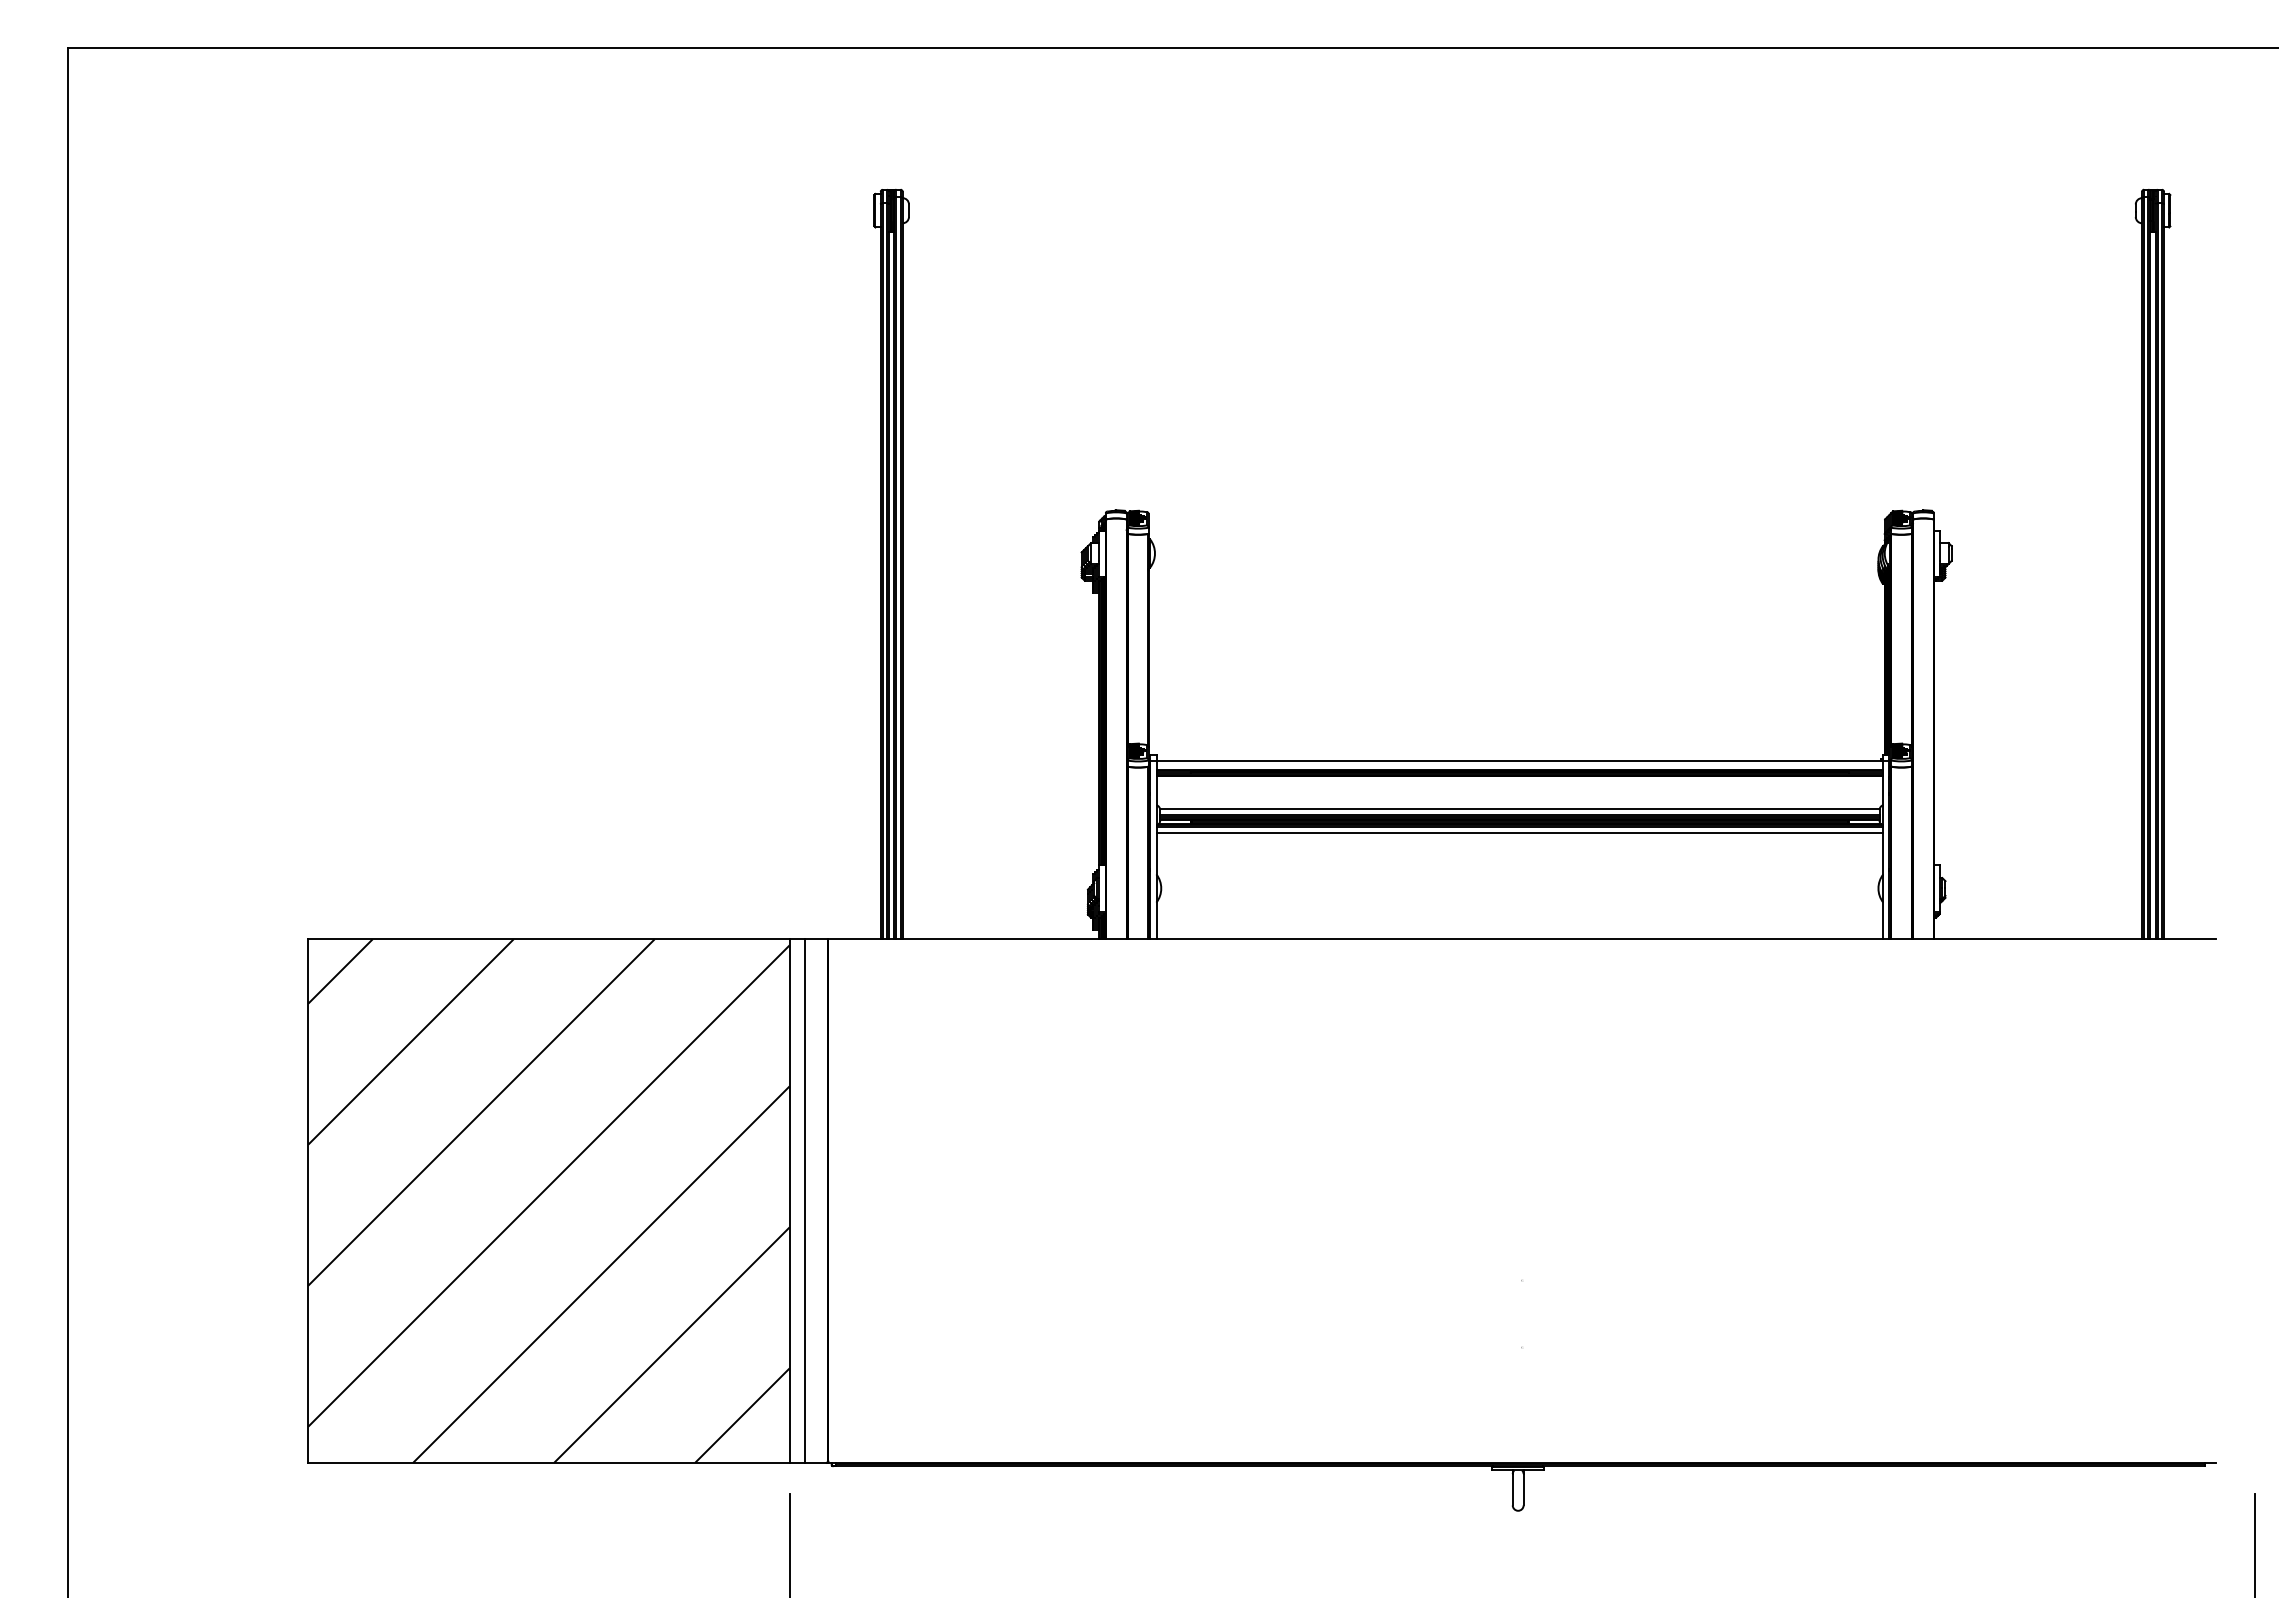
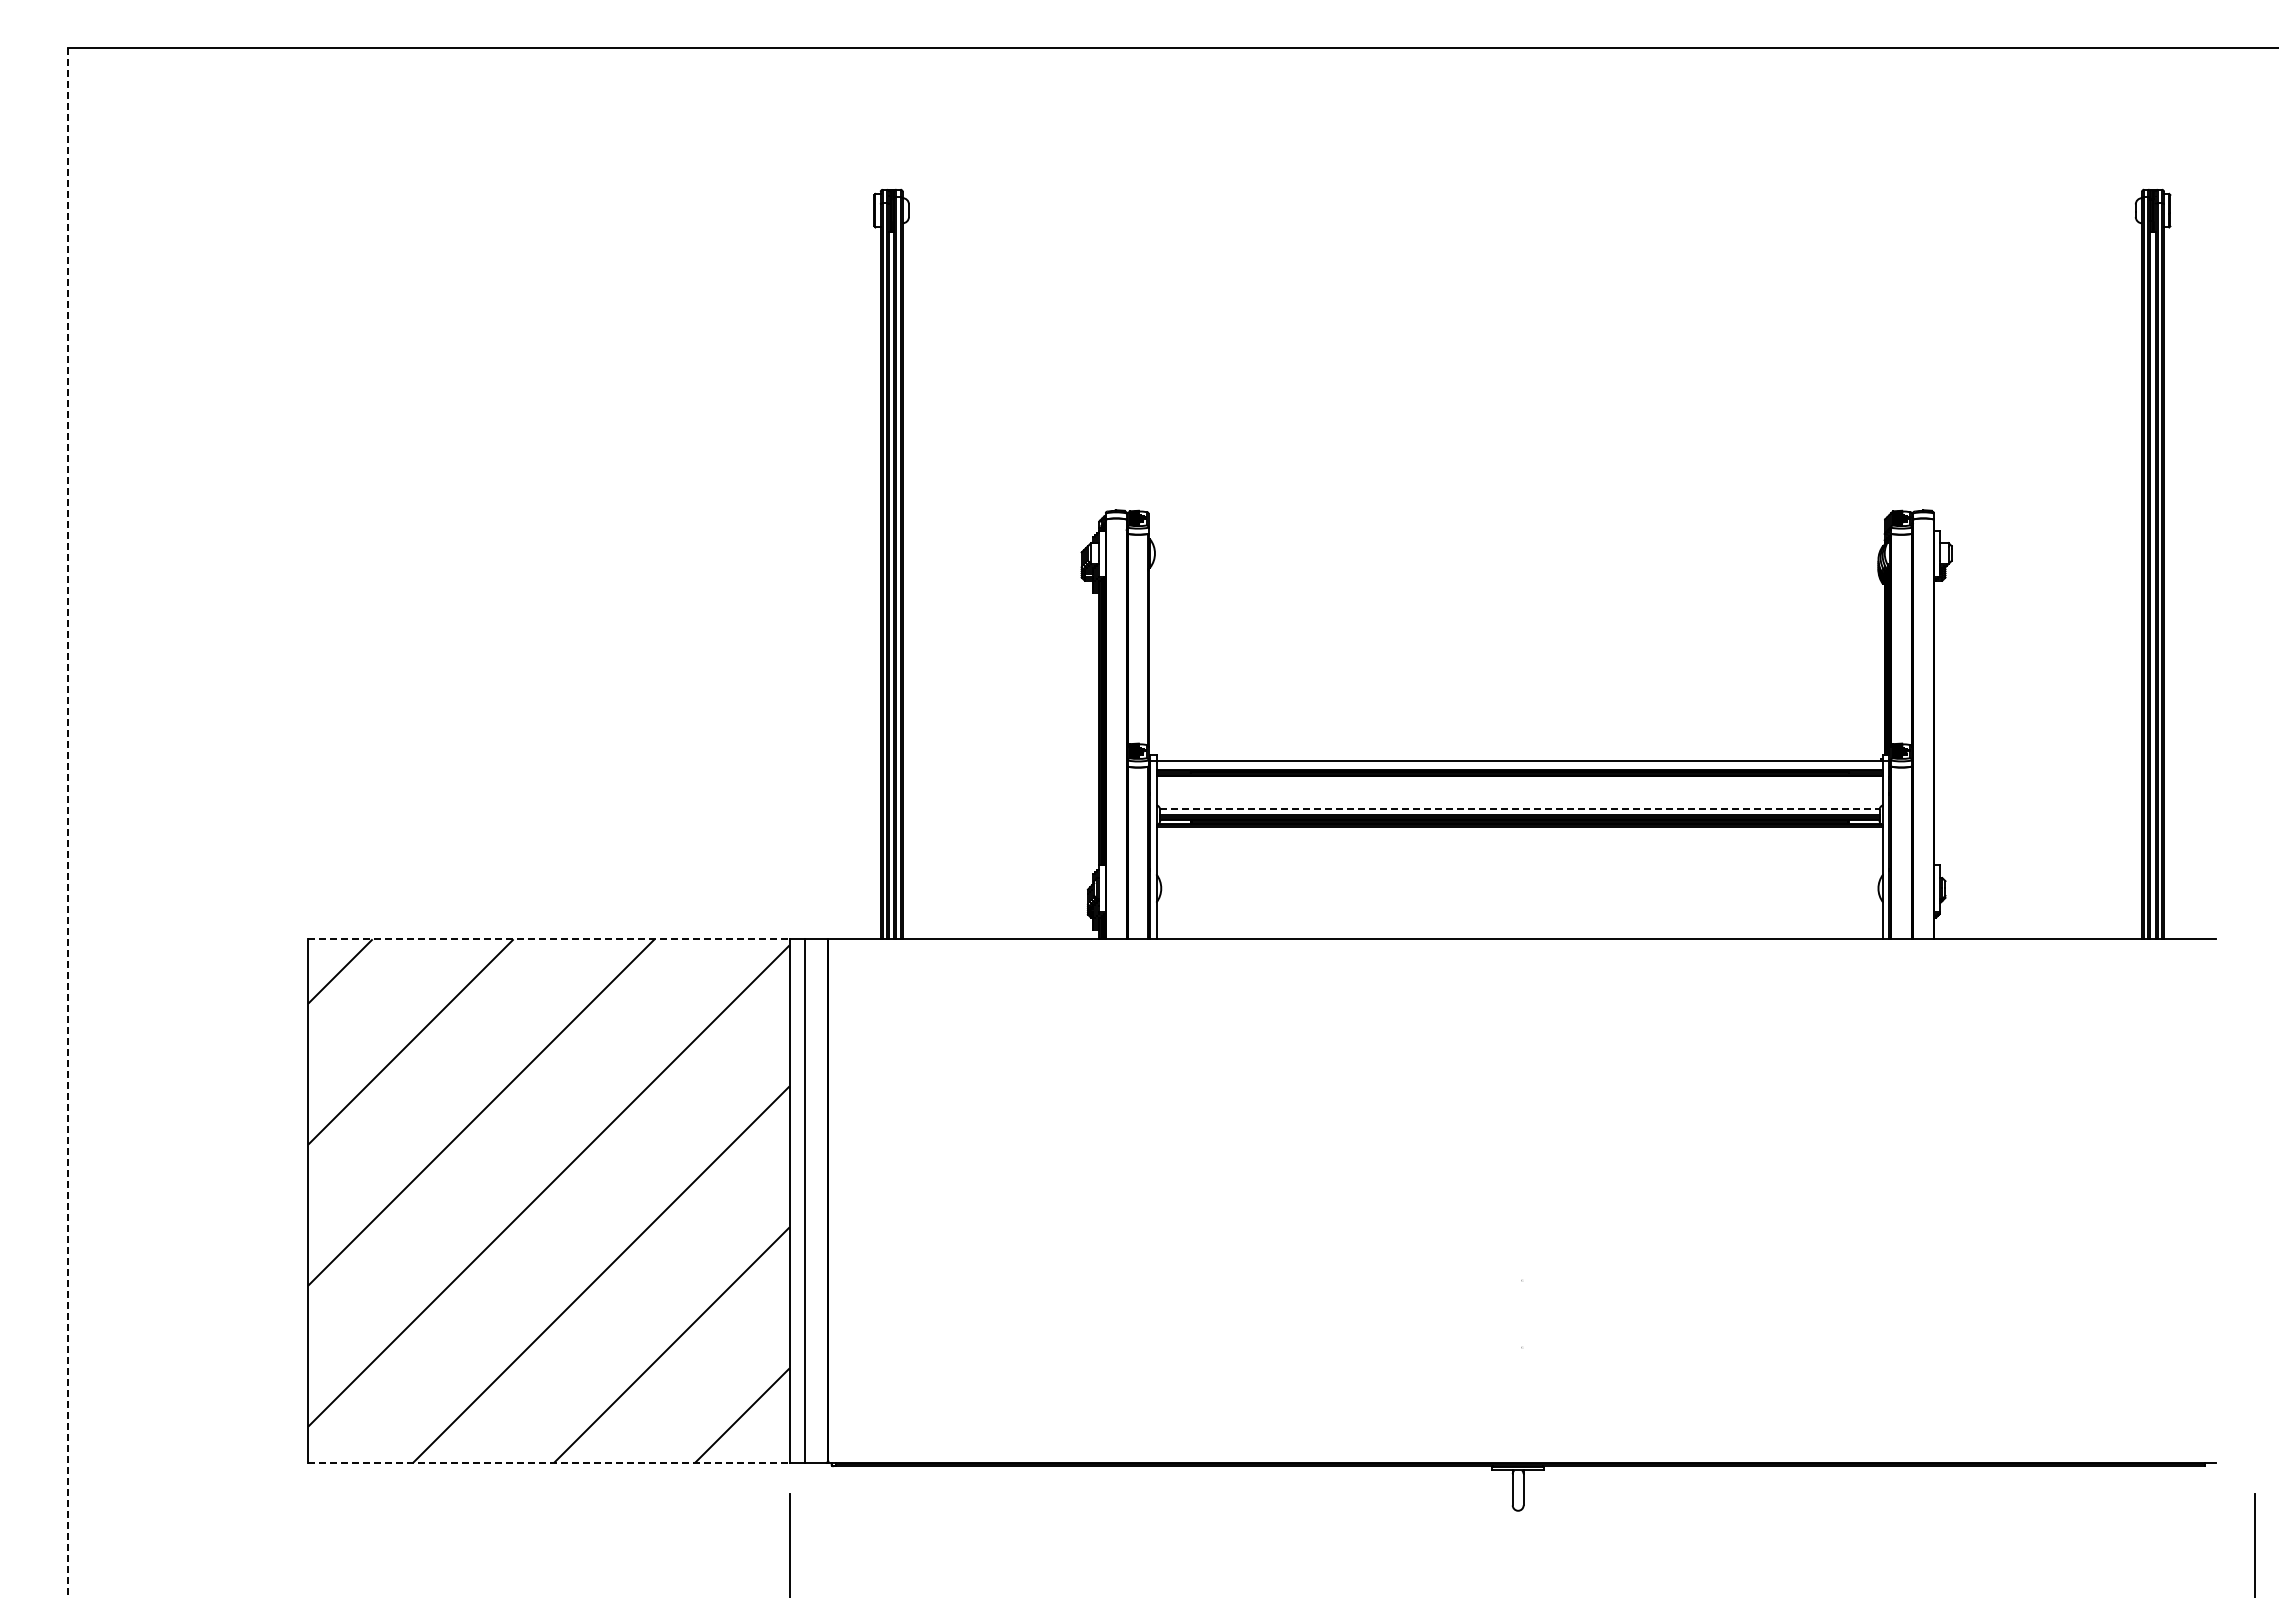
line: solid -> dashed (1519, 809)
line: solid -> dashed (68, 822)
line: present -> none (1519, 833)
line: solid -> dashed (548, 939)
line: solid -> dashed (548, 1462)
